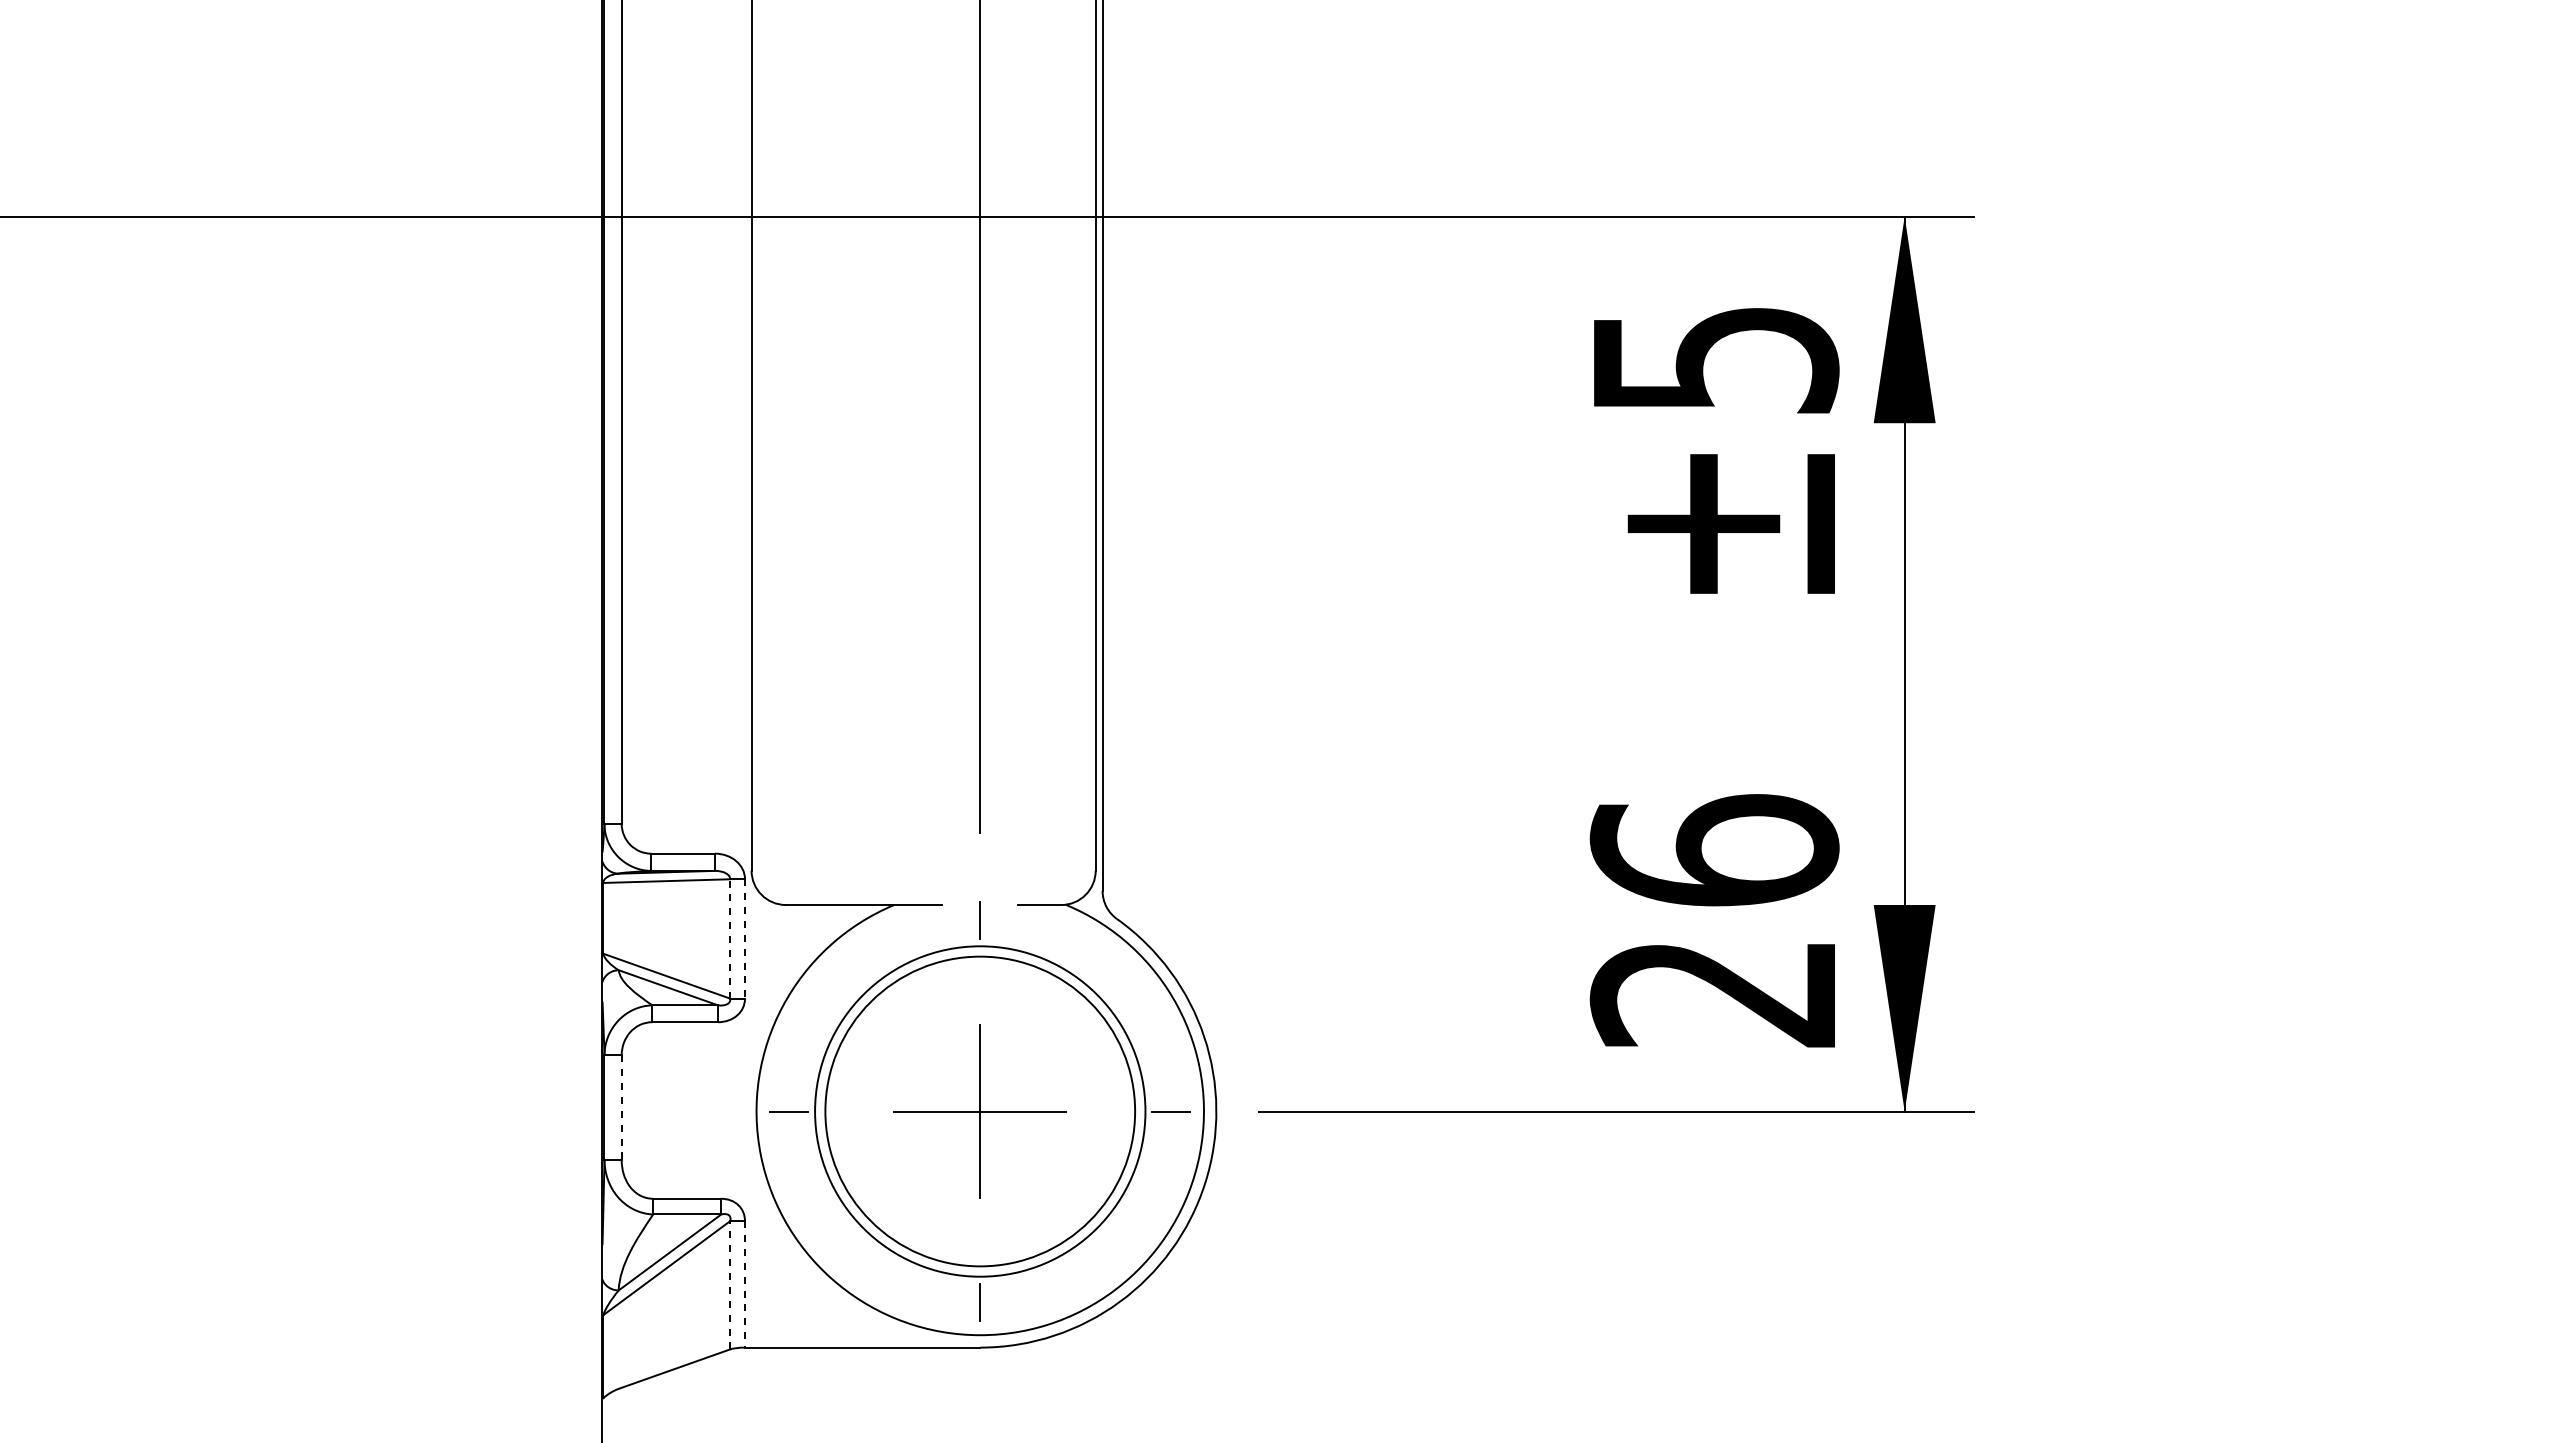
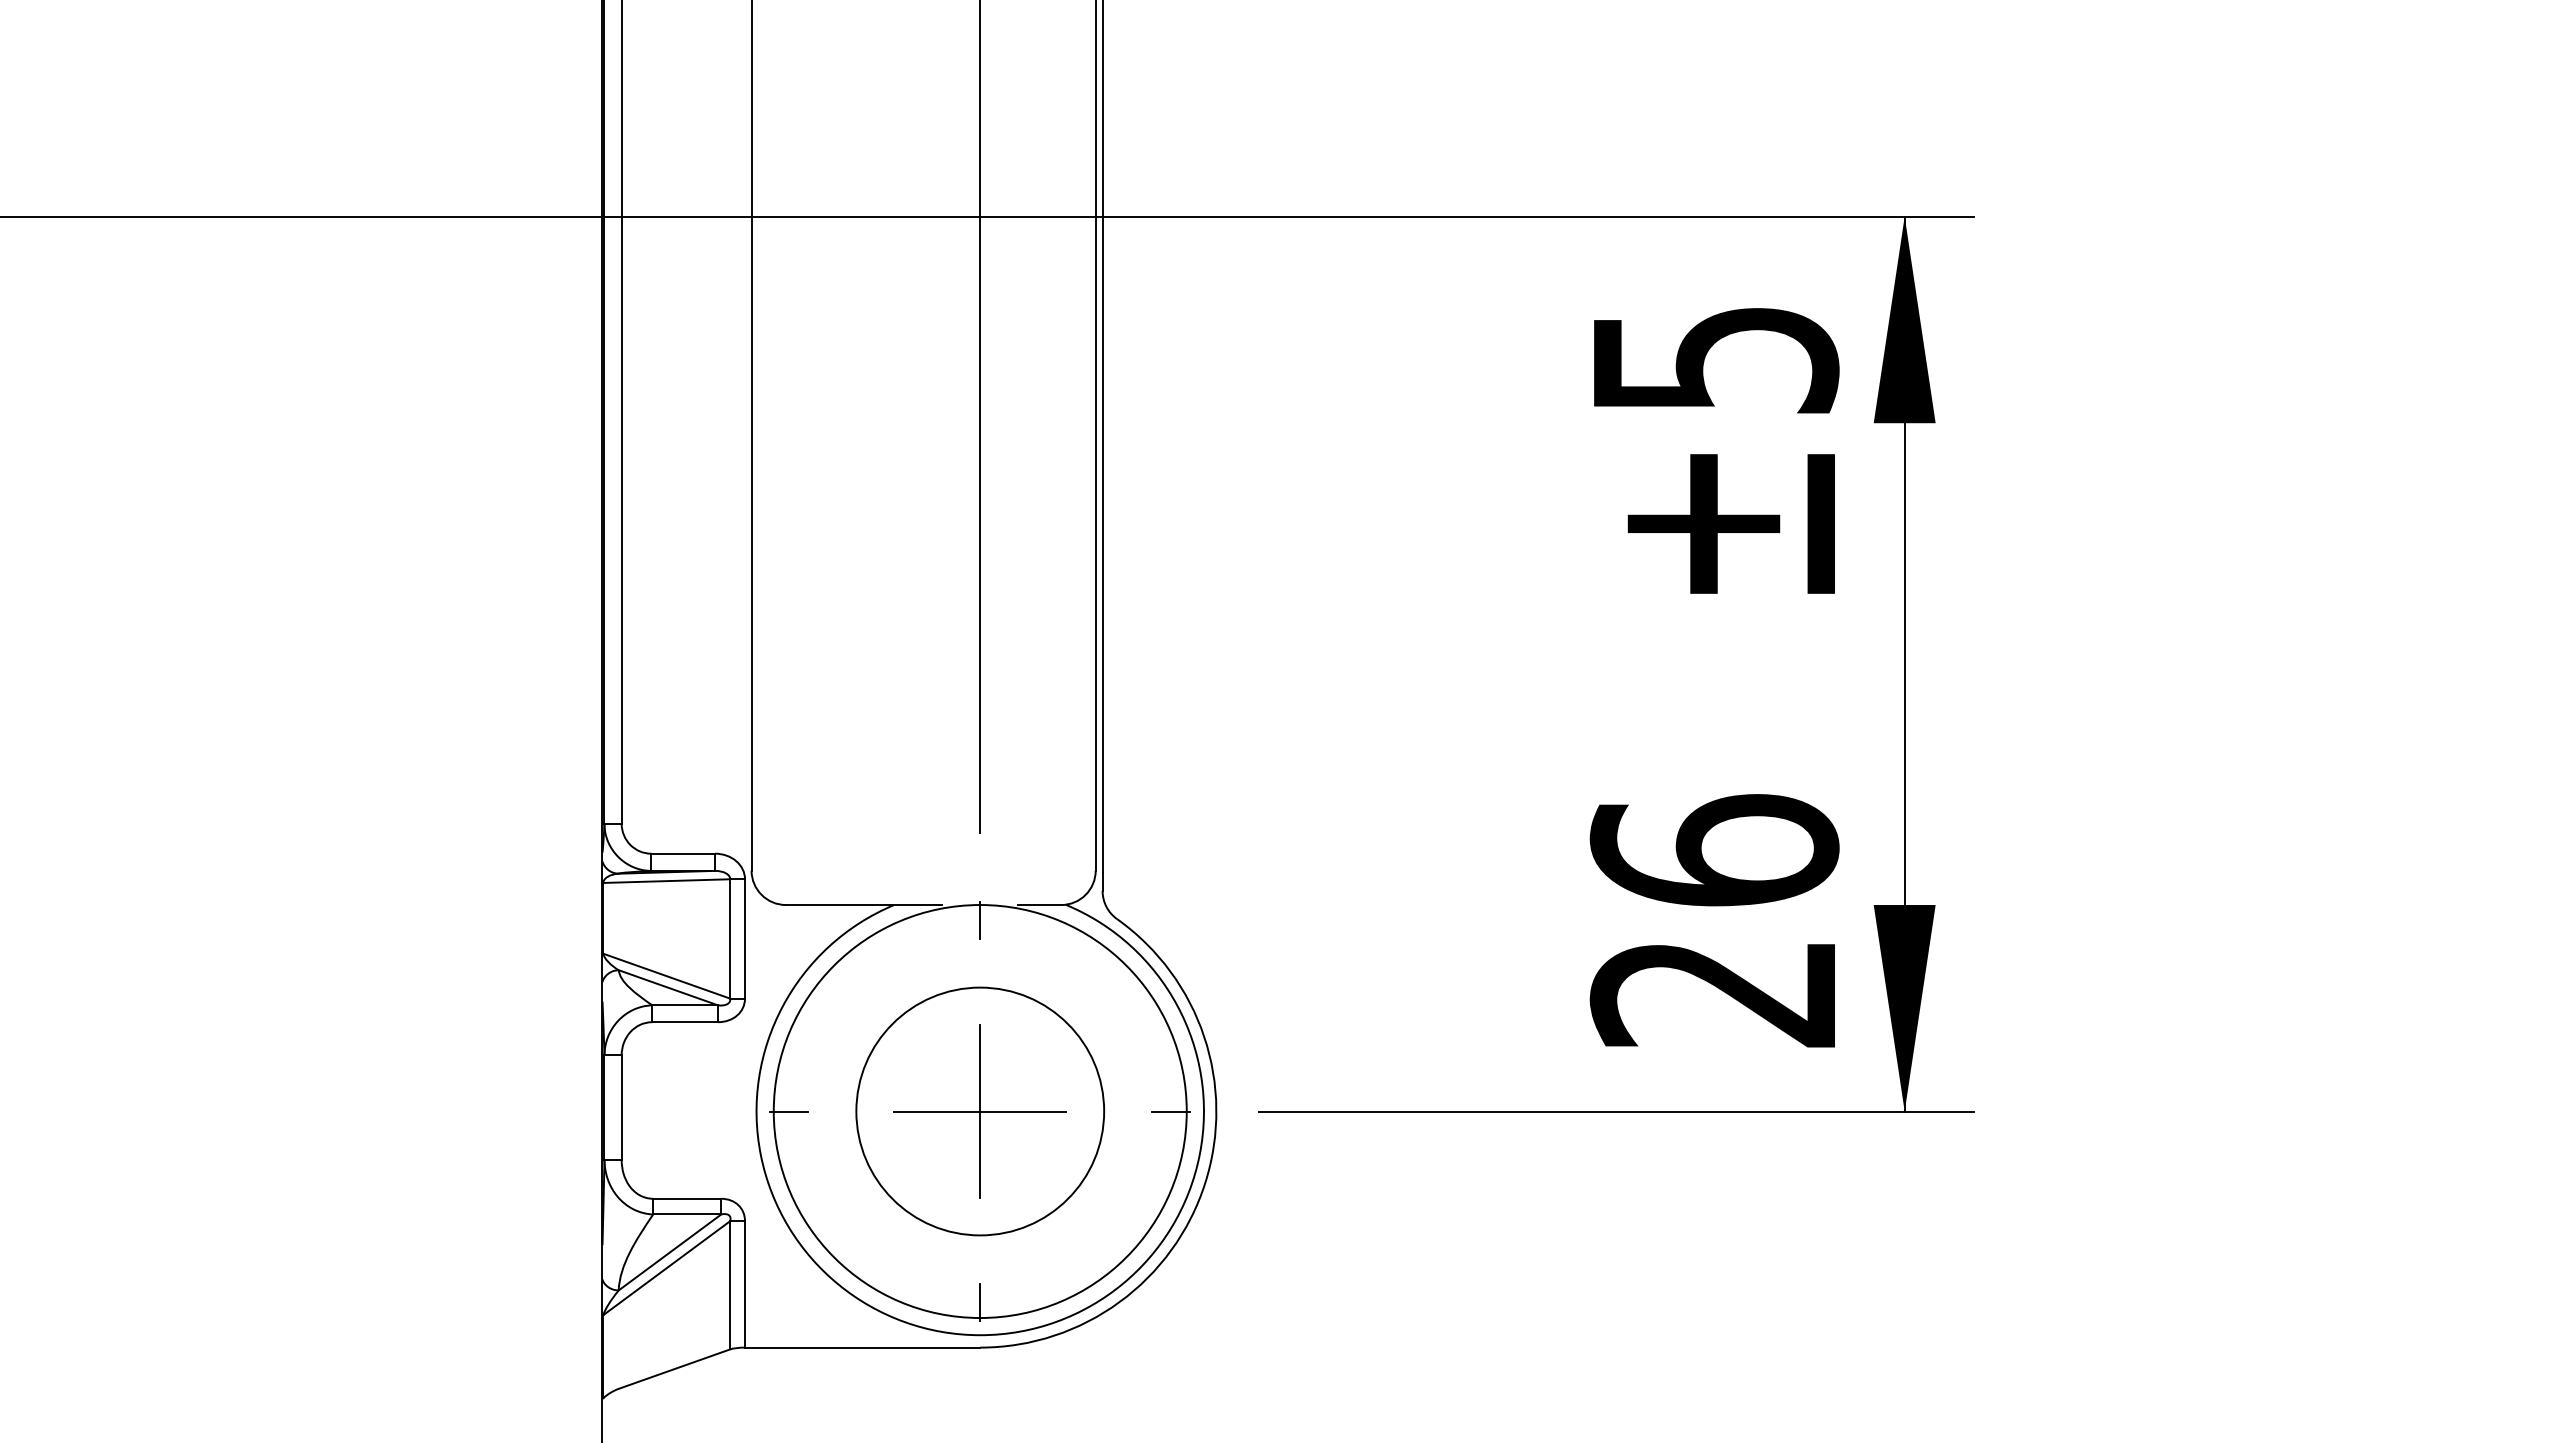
line: dashed -> solid (730, 938)
line: dashed -> solid (745, 938)
line: dashed -> solid (621, 1108)
circle diameter: 310 px -> 248 px (980, 1111)
circle diameter: 330 px -> 413 px (979, 1111)
line: dashed -> solid (730, 1284)
line: dashed -> solid (745, 1284)
